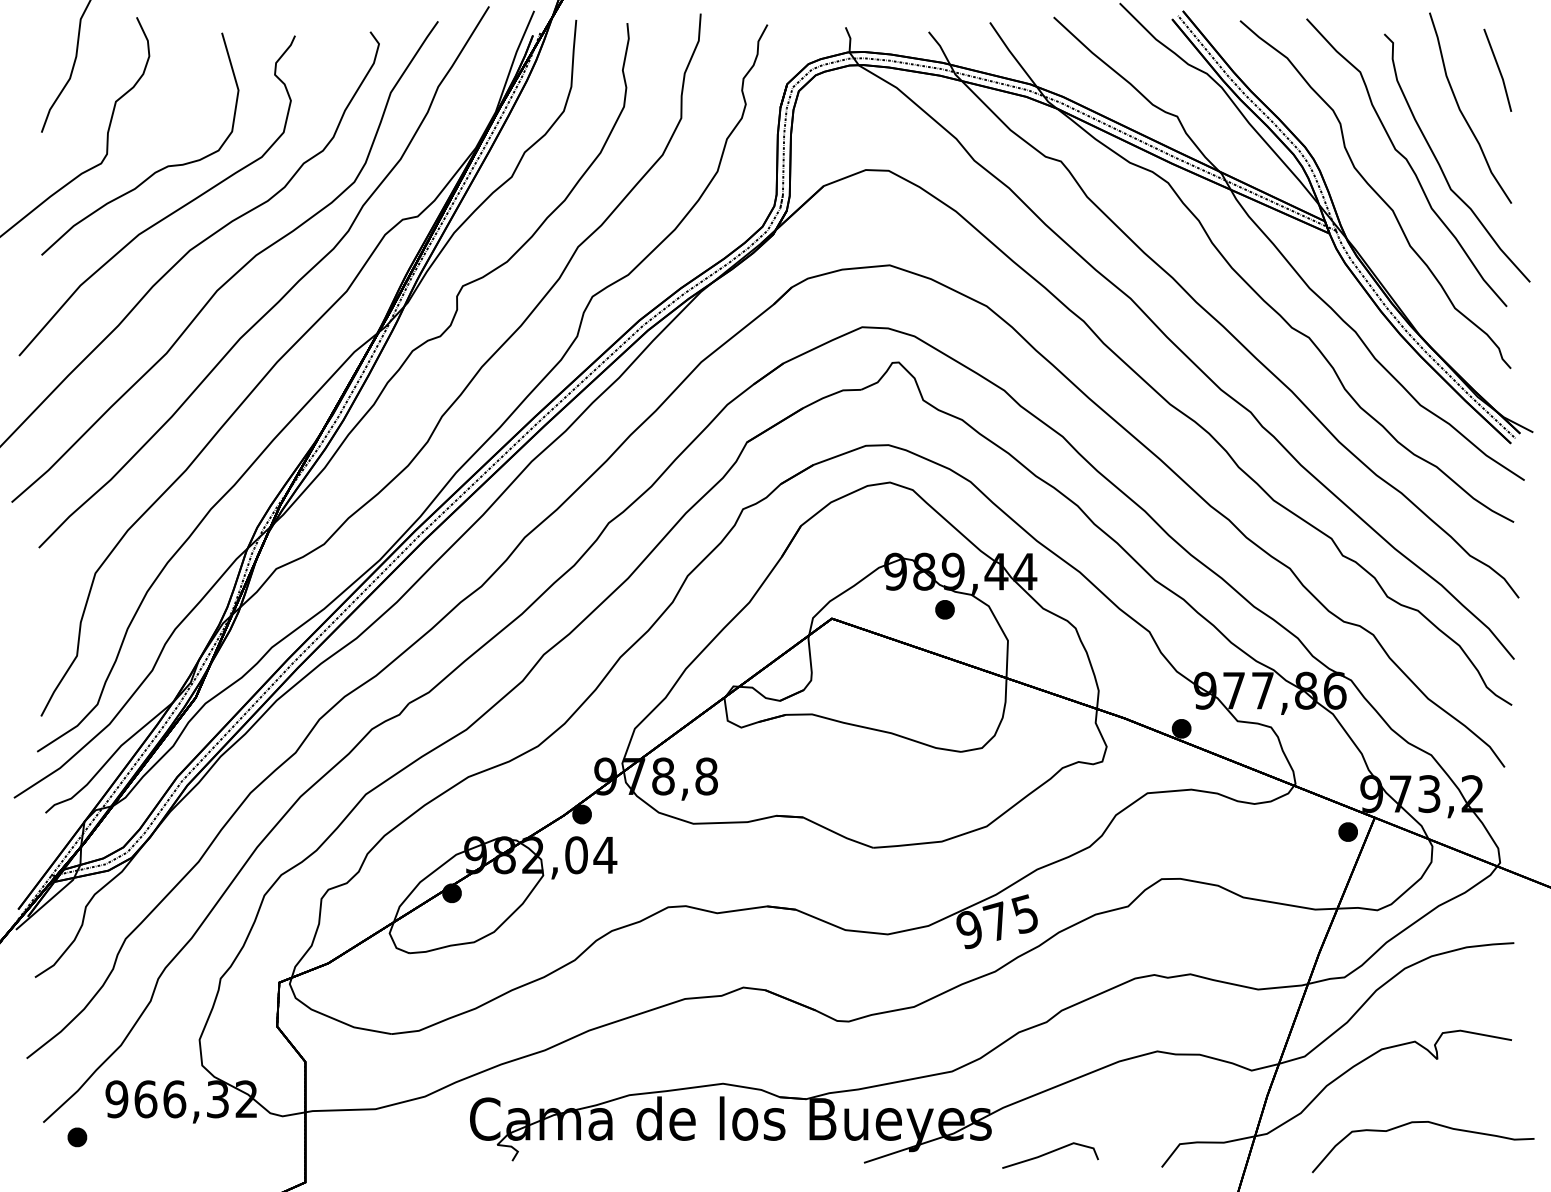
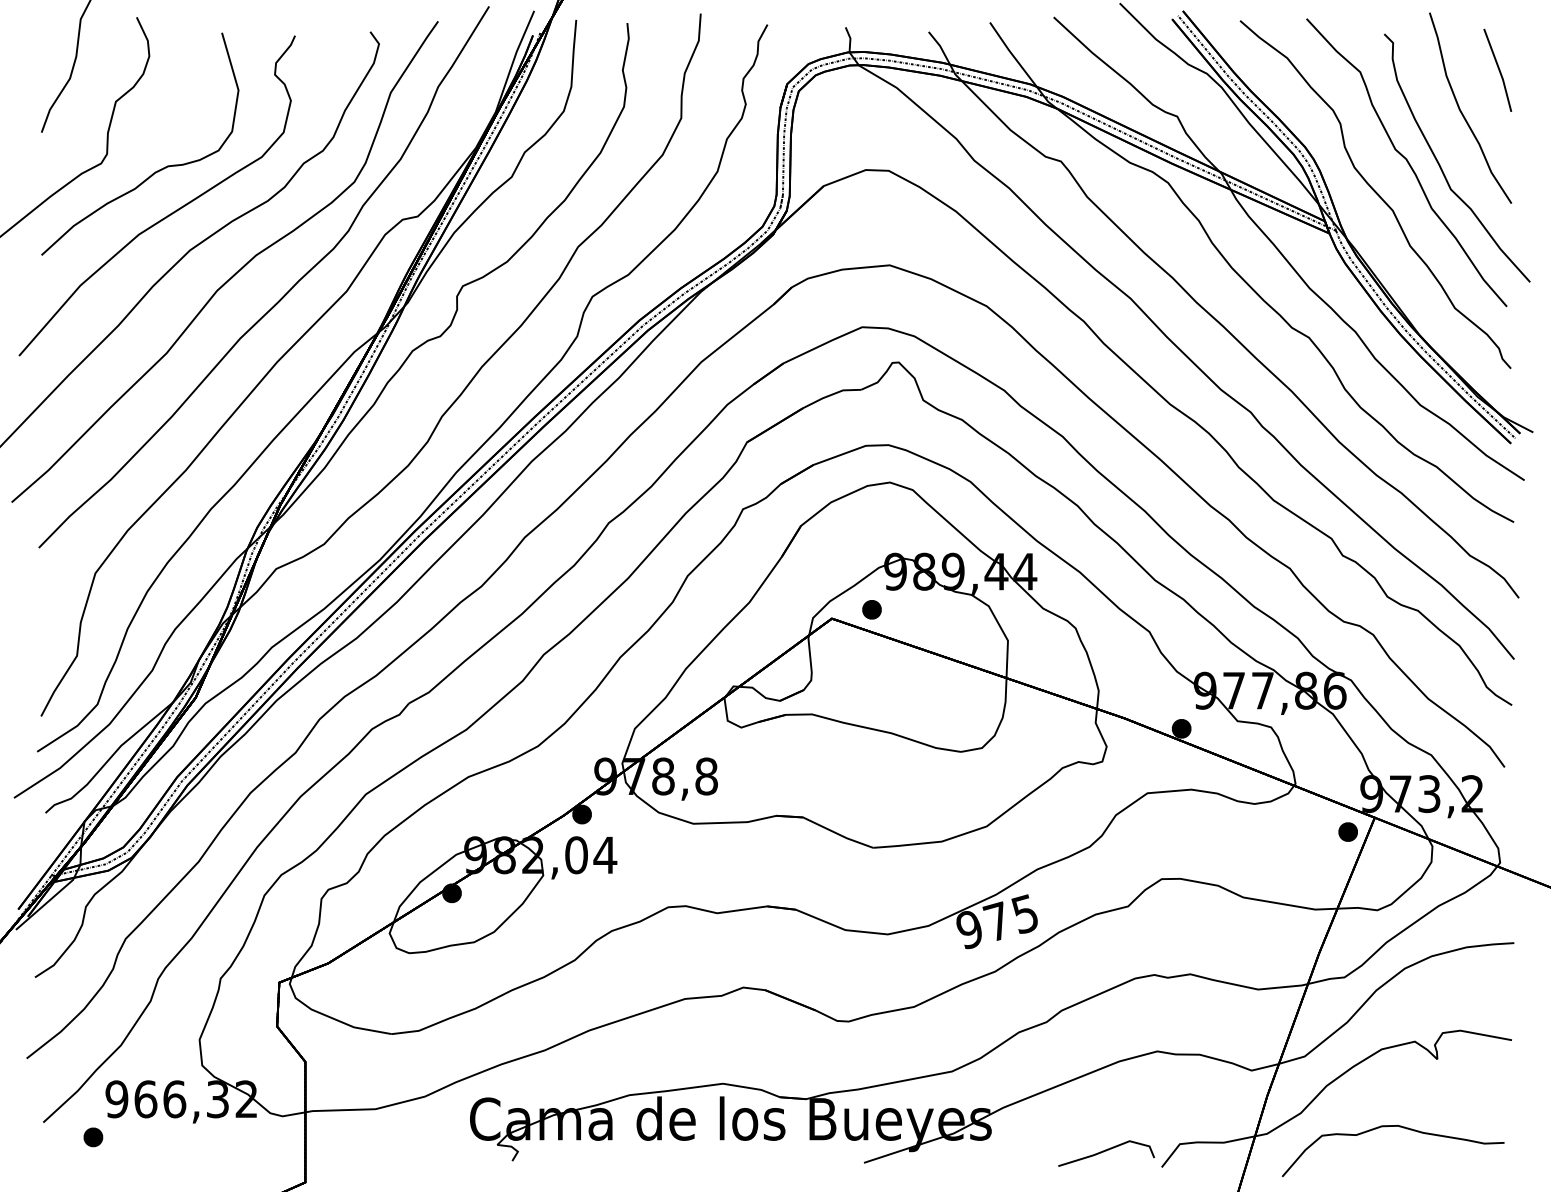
part position: (944, 609) -> (871, 609) (871, 609)
curve position: (1422, 1122) -> (1392, 1126) (1392, 1126)
part position: (77, 1137) -> (93, 1137) (93, 1137)
line position: (1050, 1153) -> (1106, 1151) (1106, 1151)
